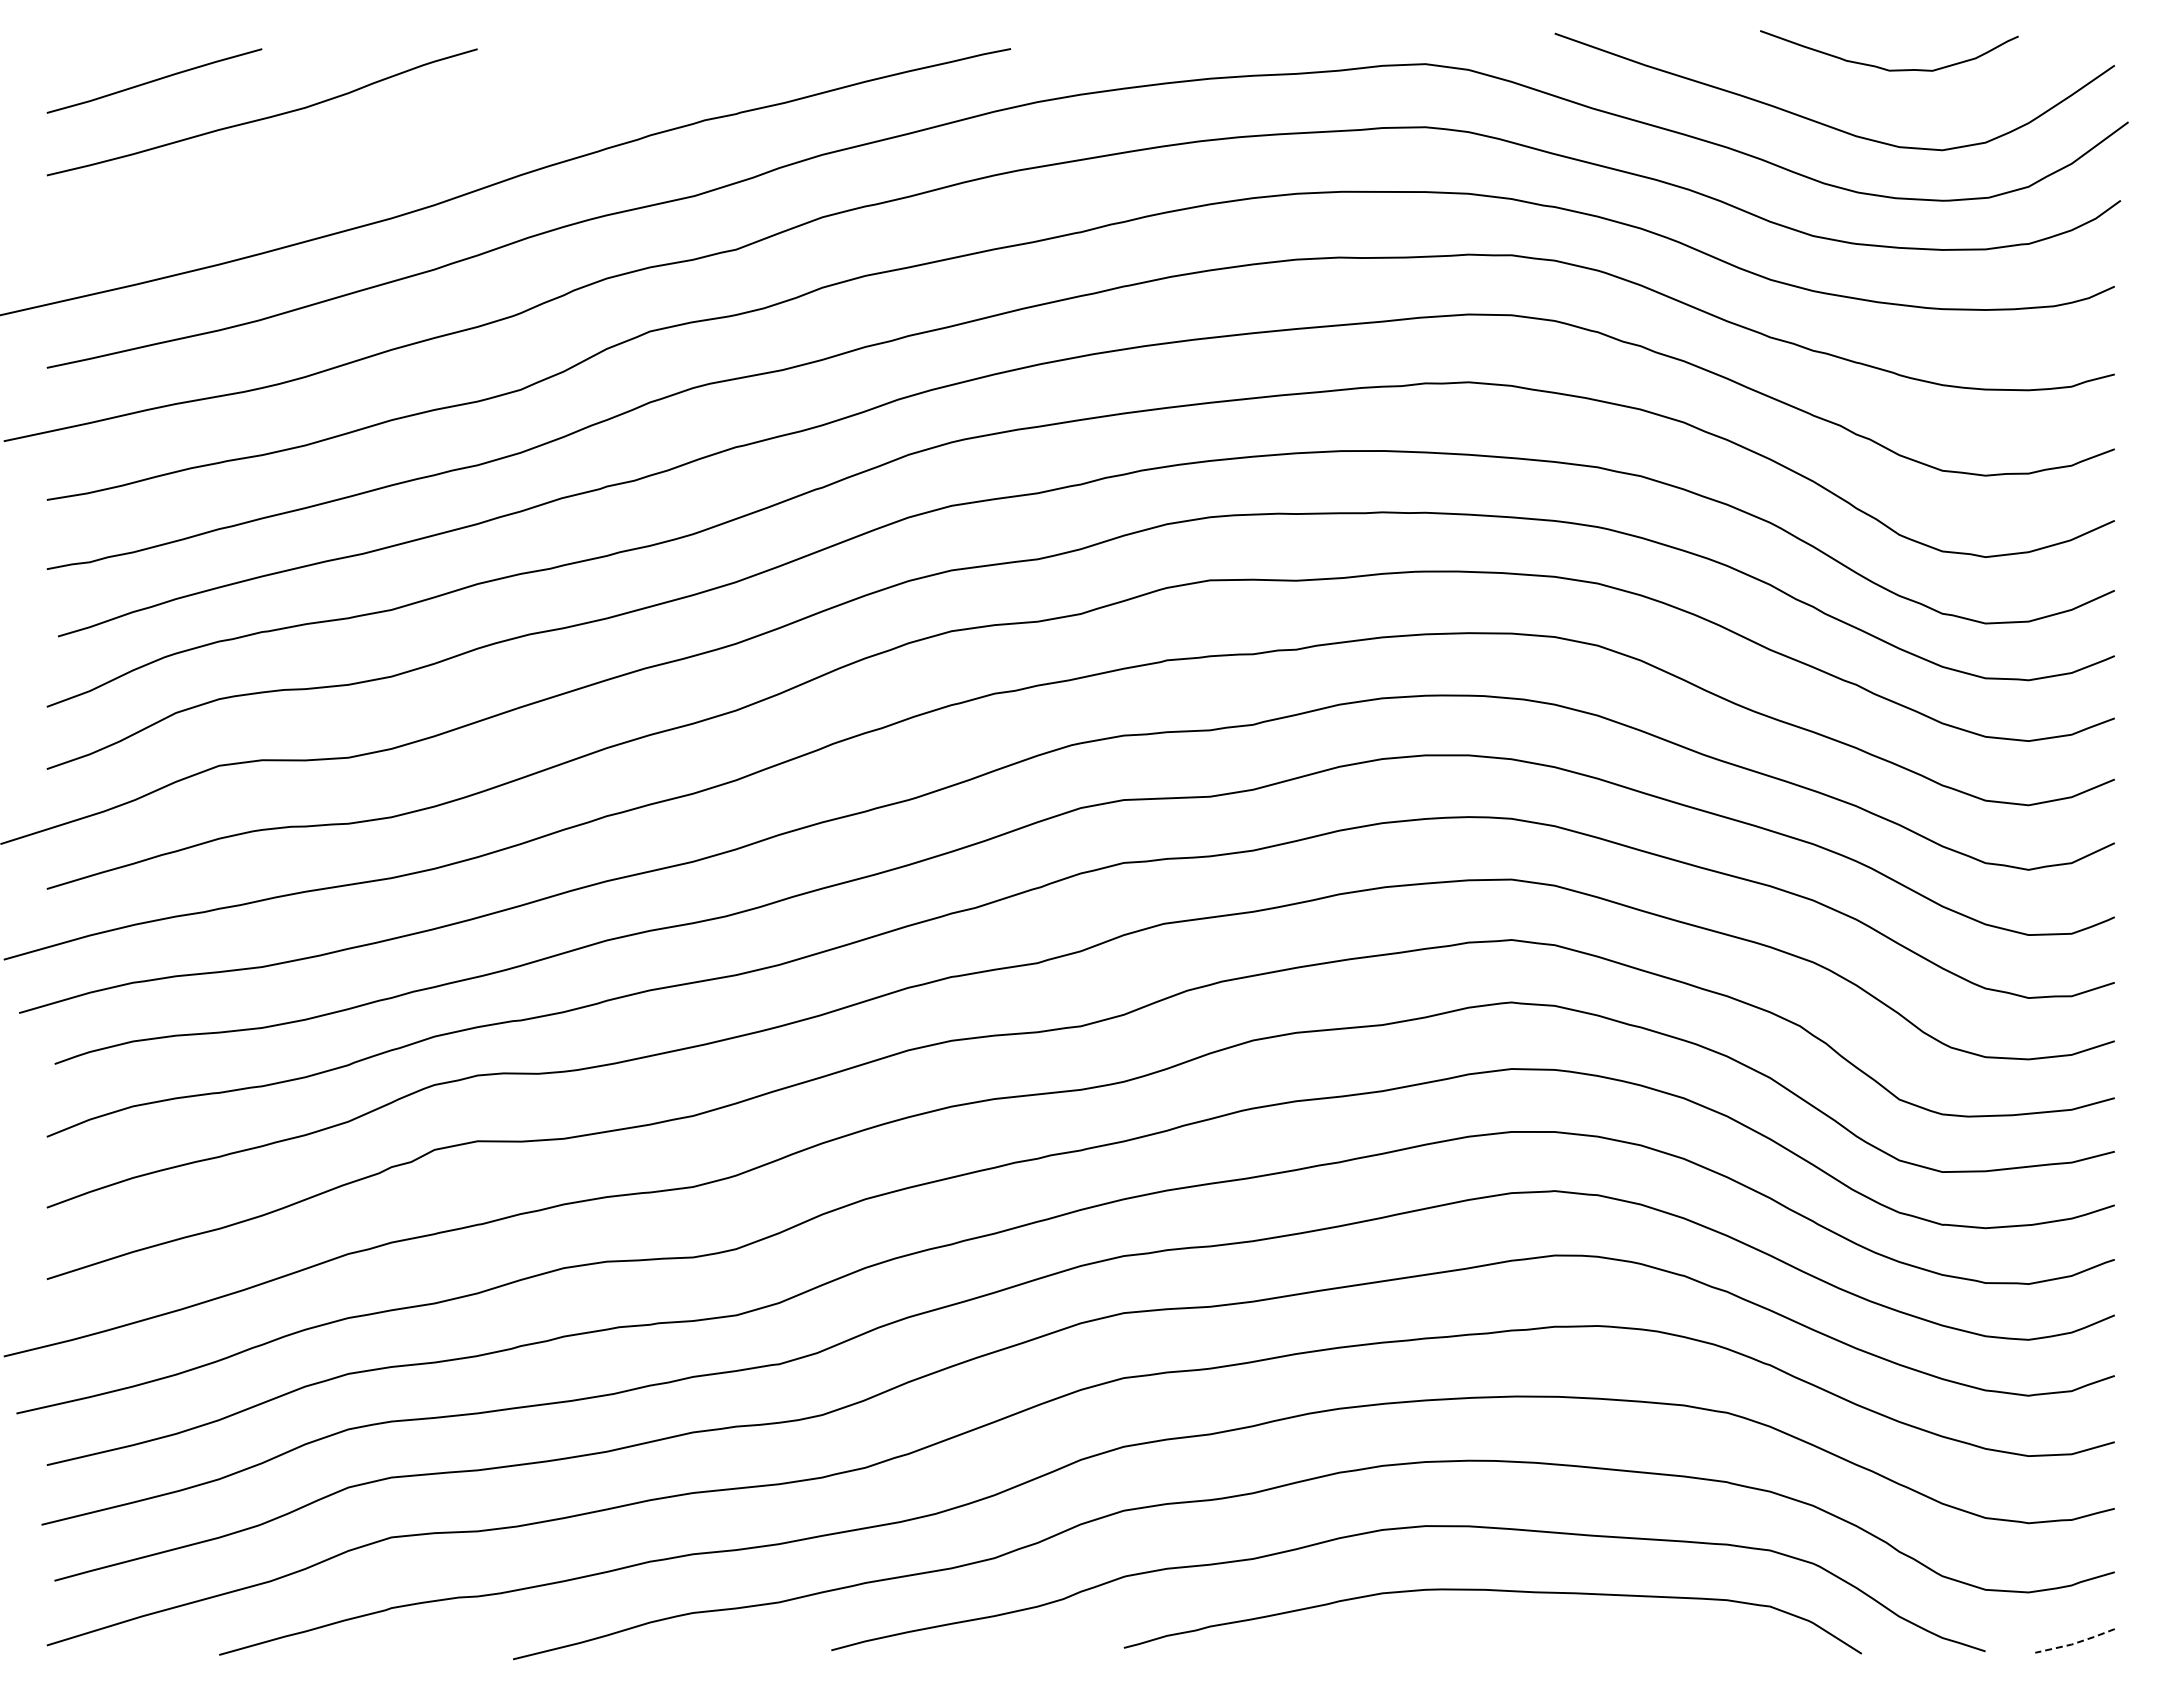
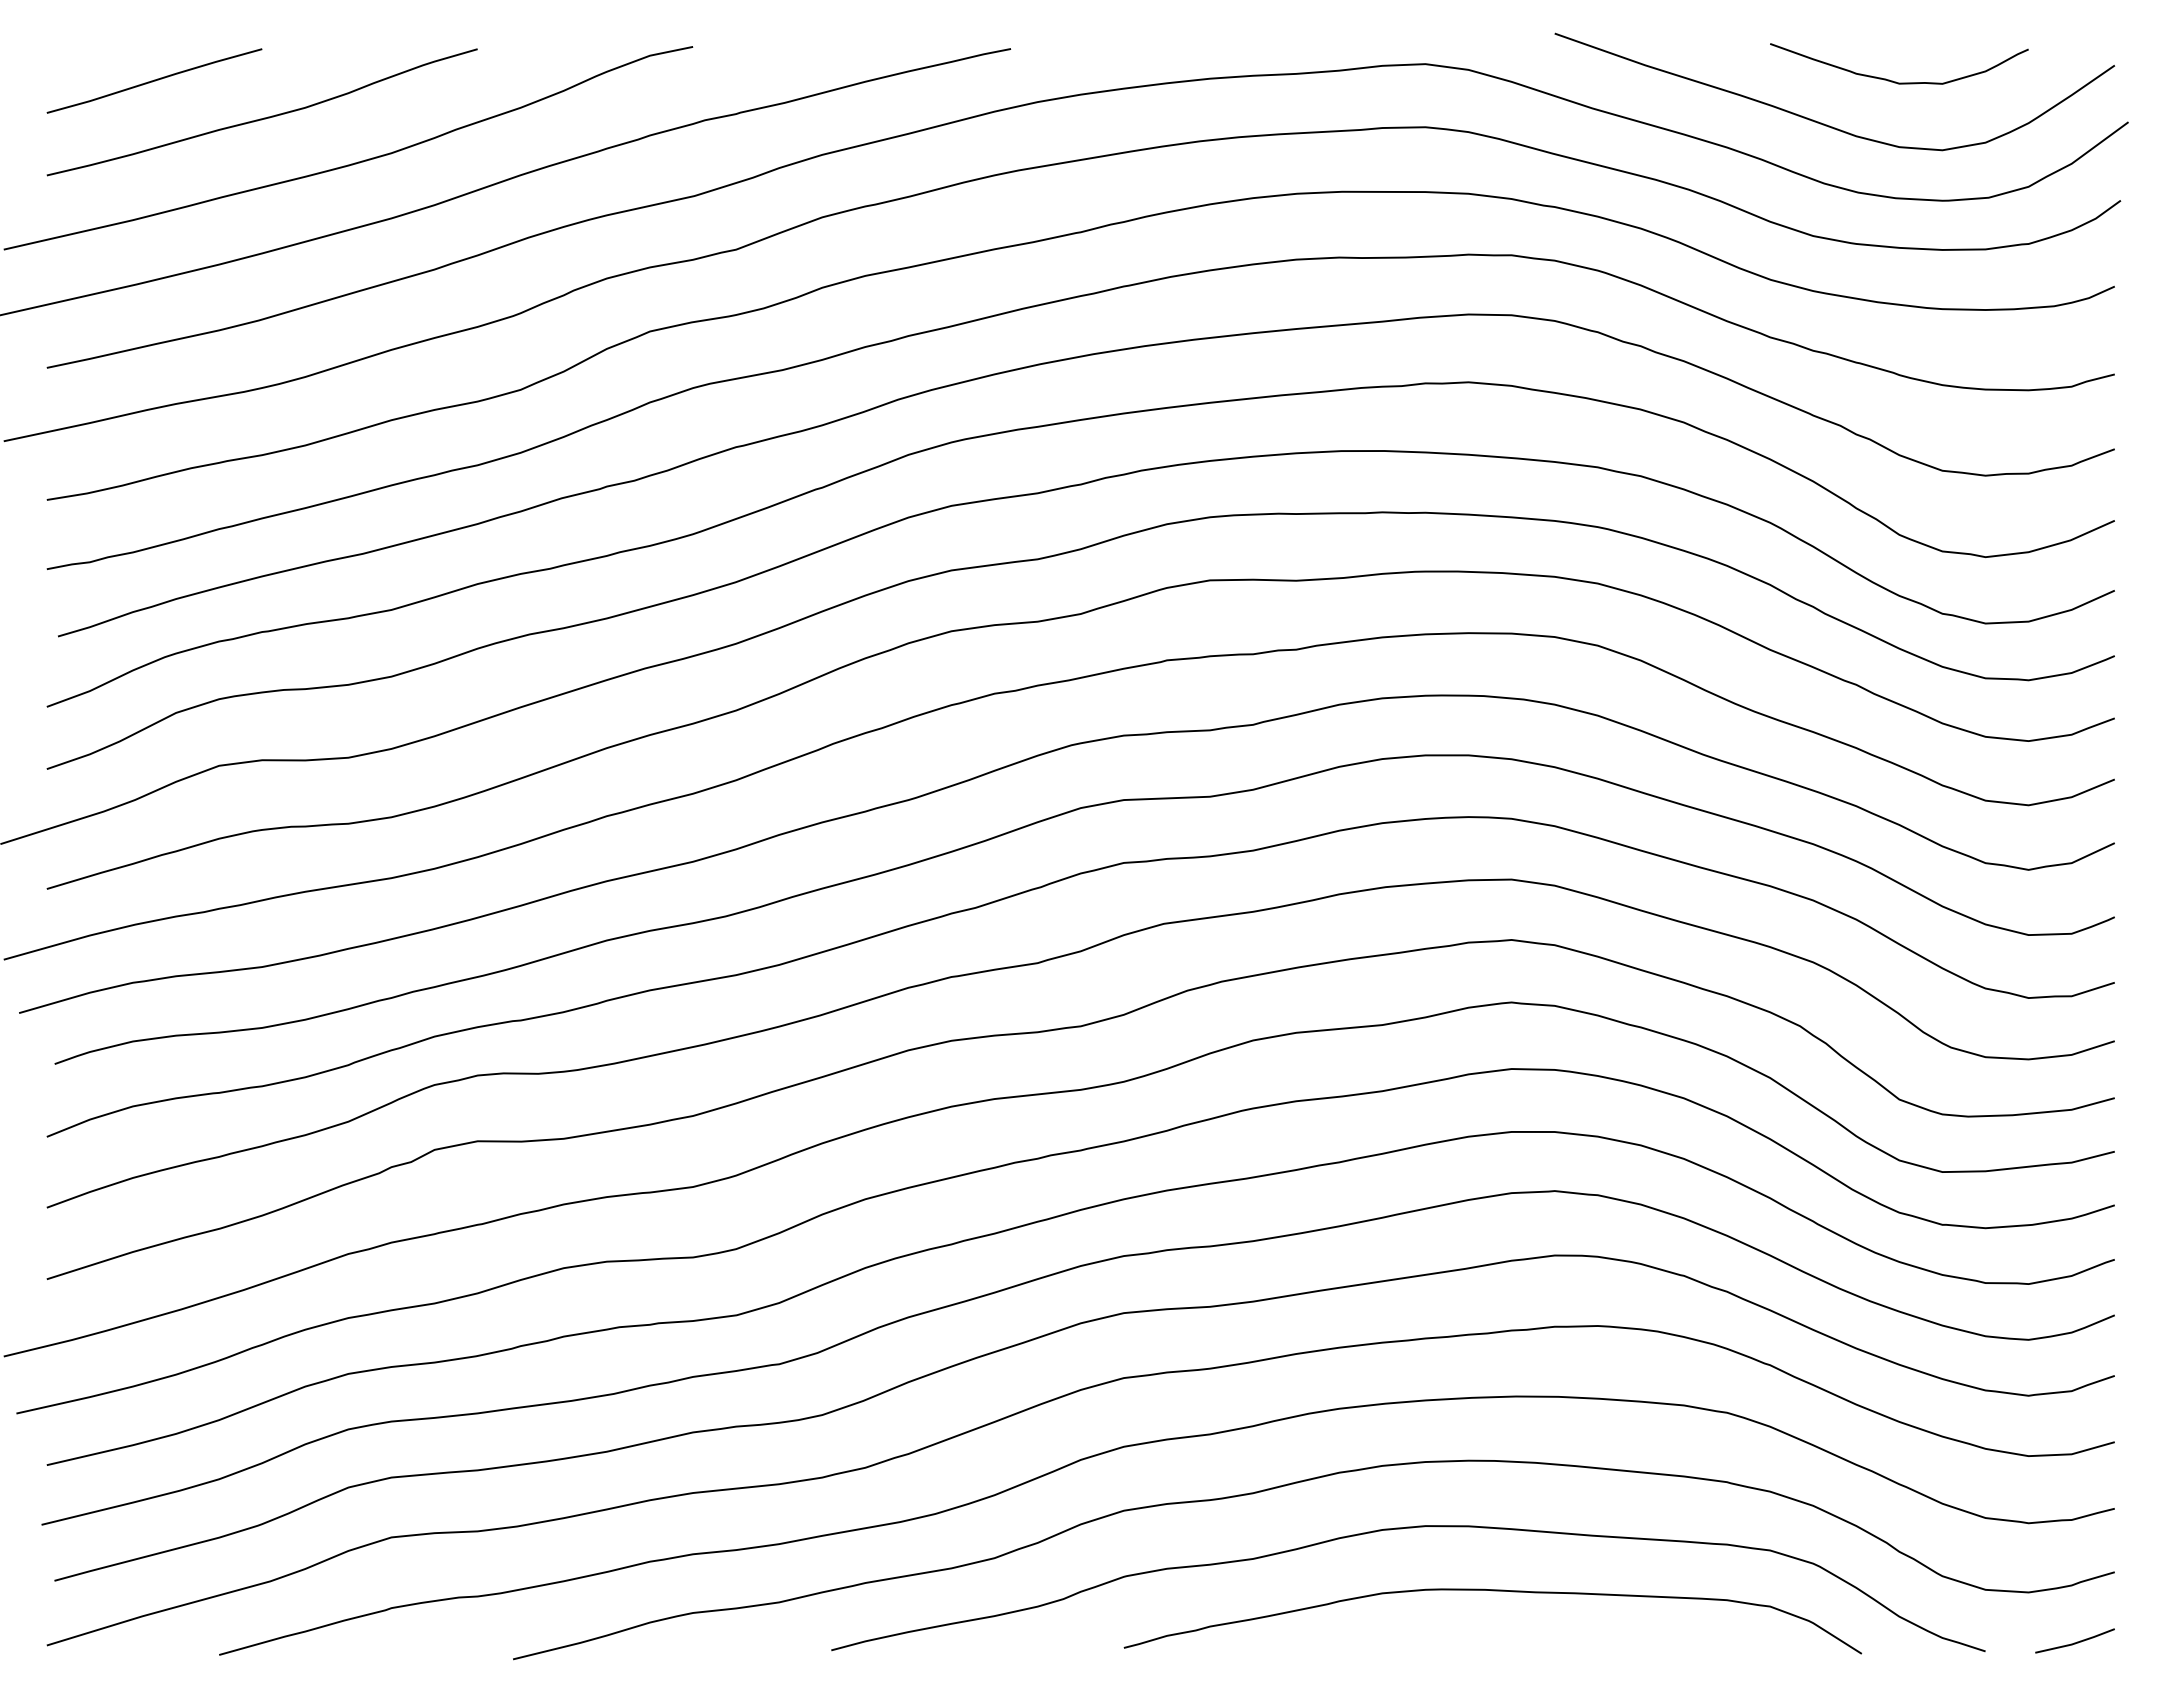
curve position: (1886, 68) -> (1896, 81) (1896, 81)
curve: none -> present (354, 162)
line: dashed -> solid (2075, 1643)
